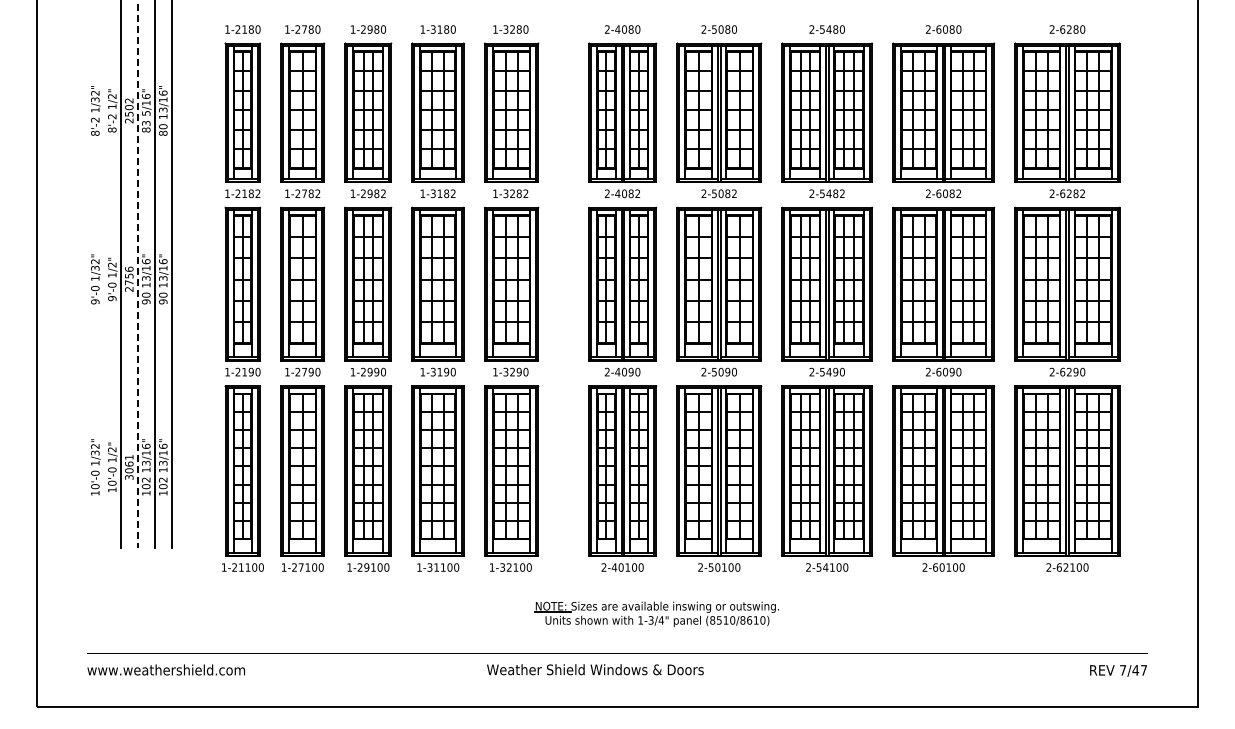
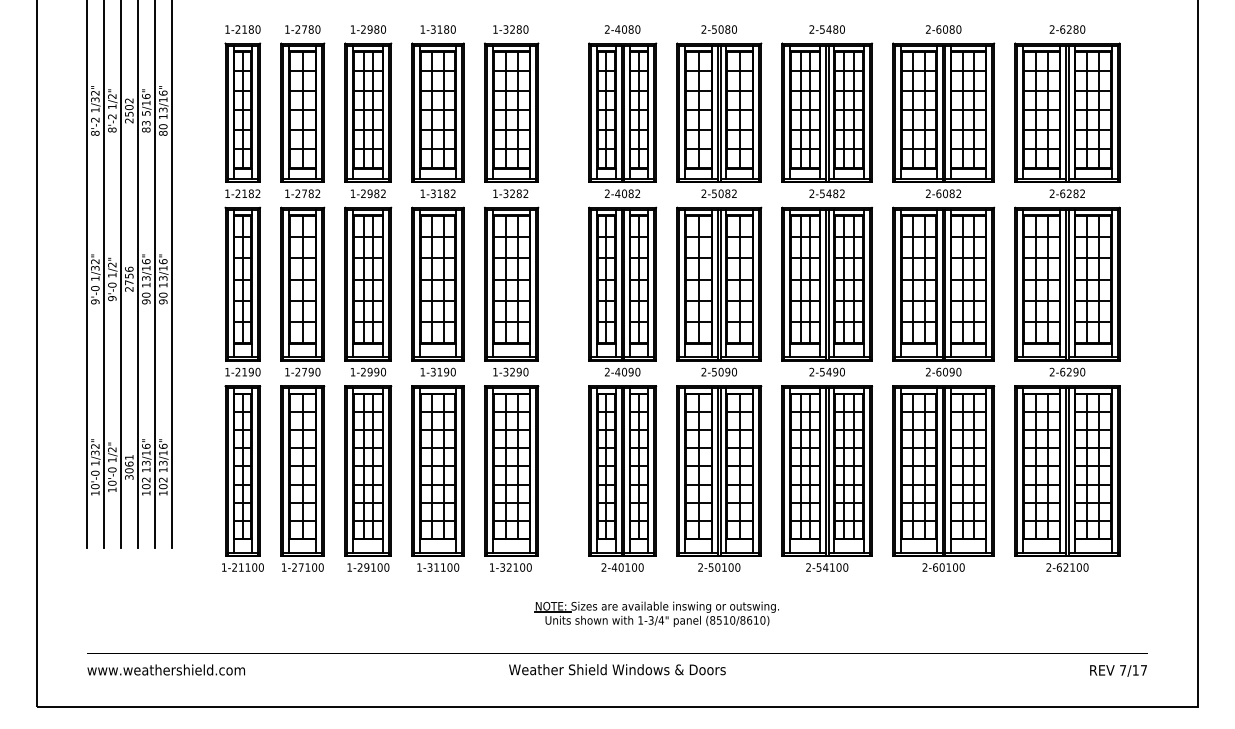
line: none -> present (86, 274)
line: none -> present (103, 274)
line: dashed -> solid (137, 274)
text position: (595, 669) -> (617, 669) (617, 669)
text: 7/47 -> 7/17 (1135, 670)
